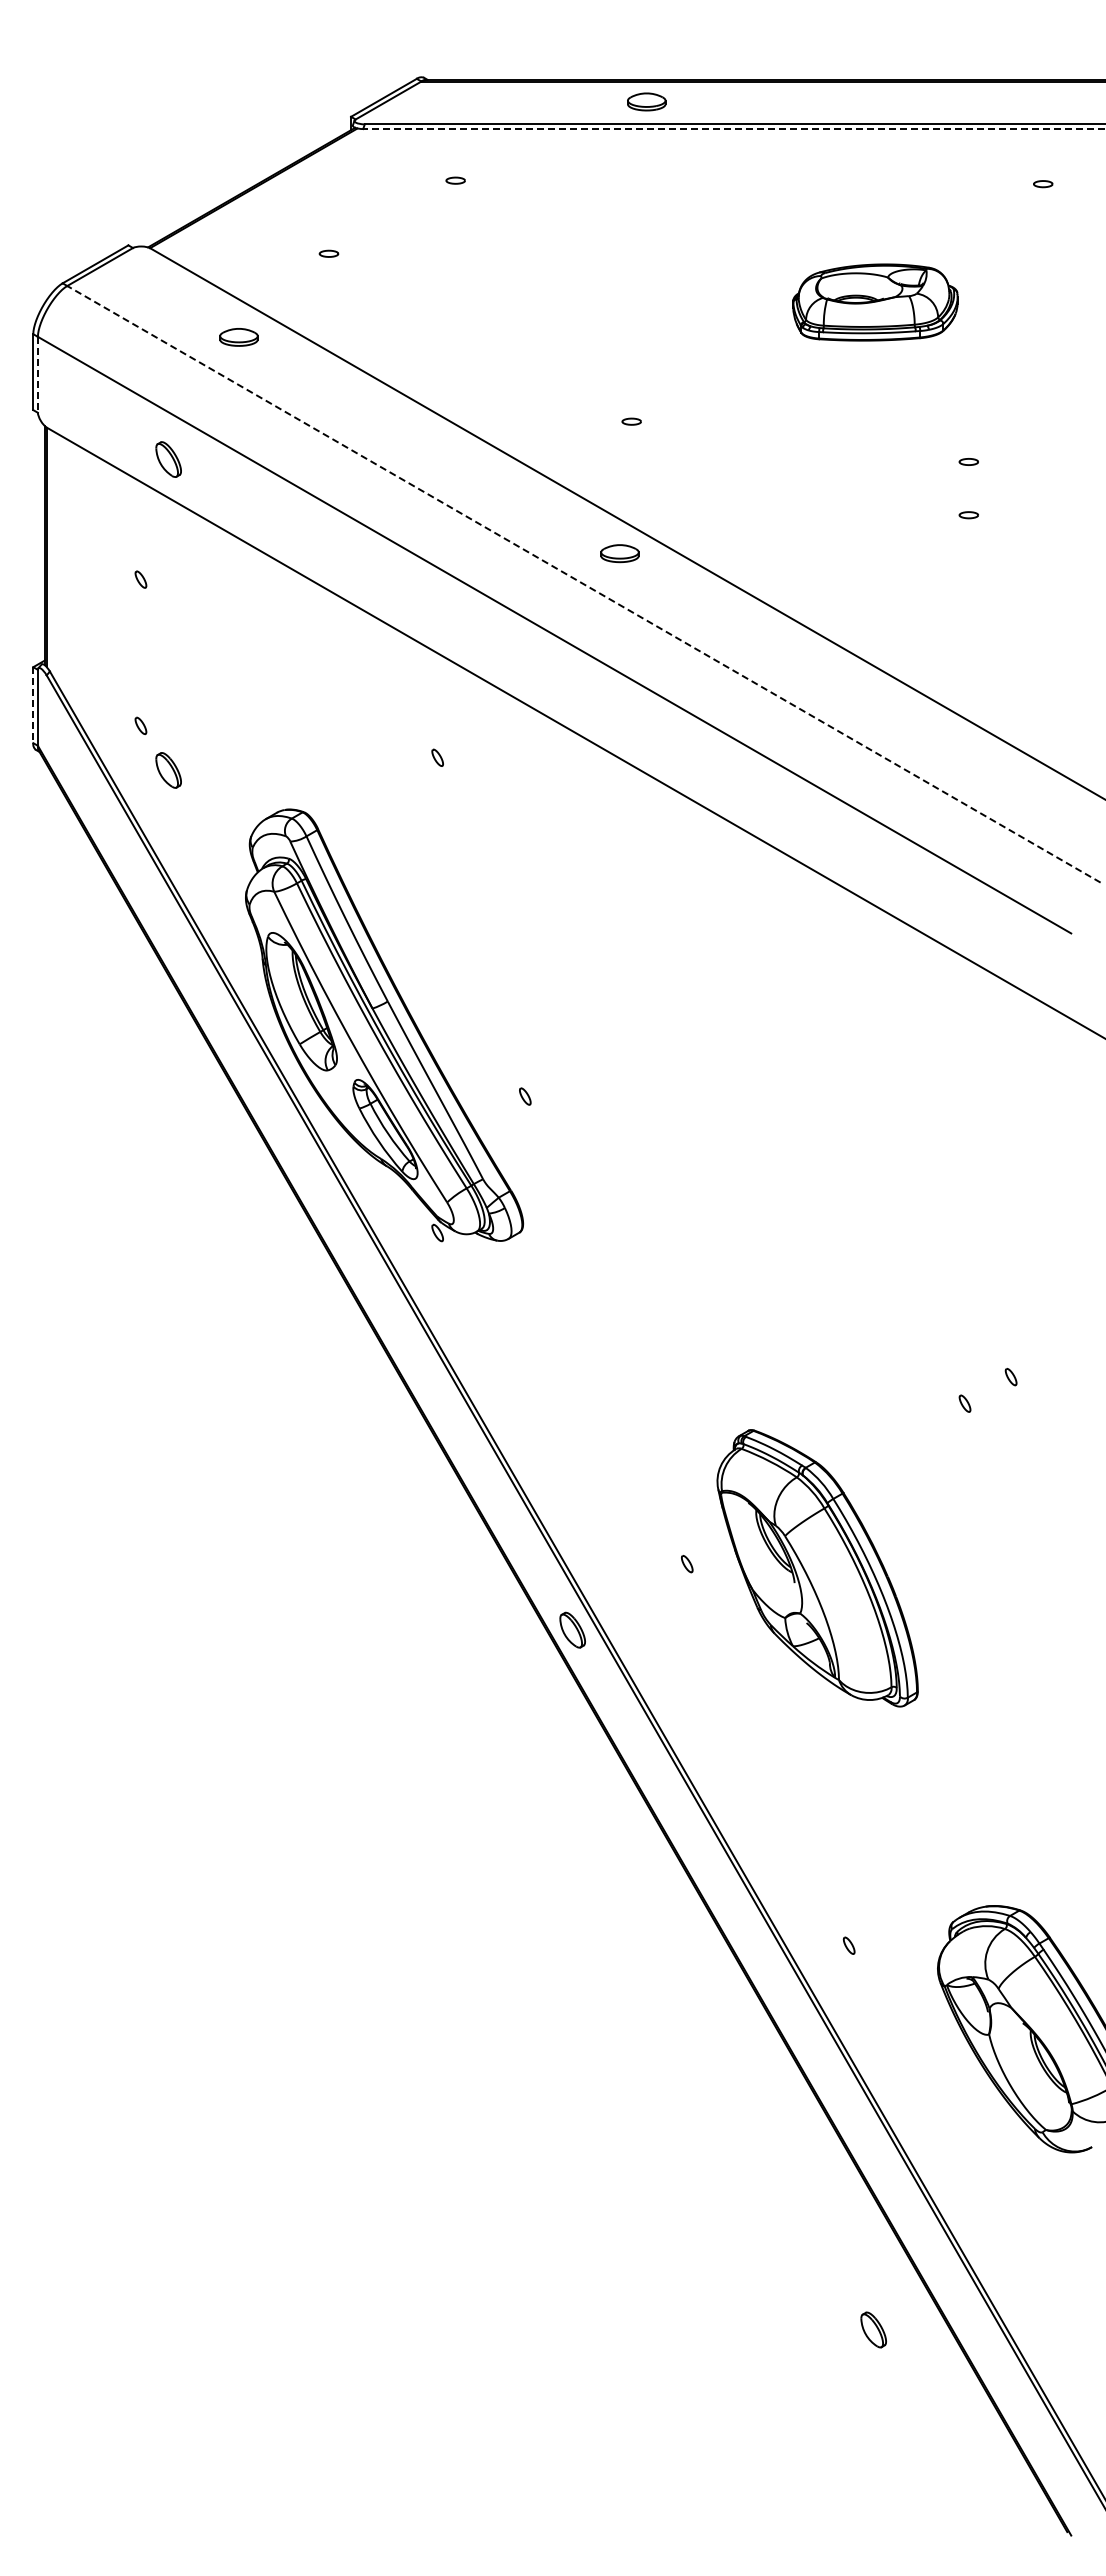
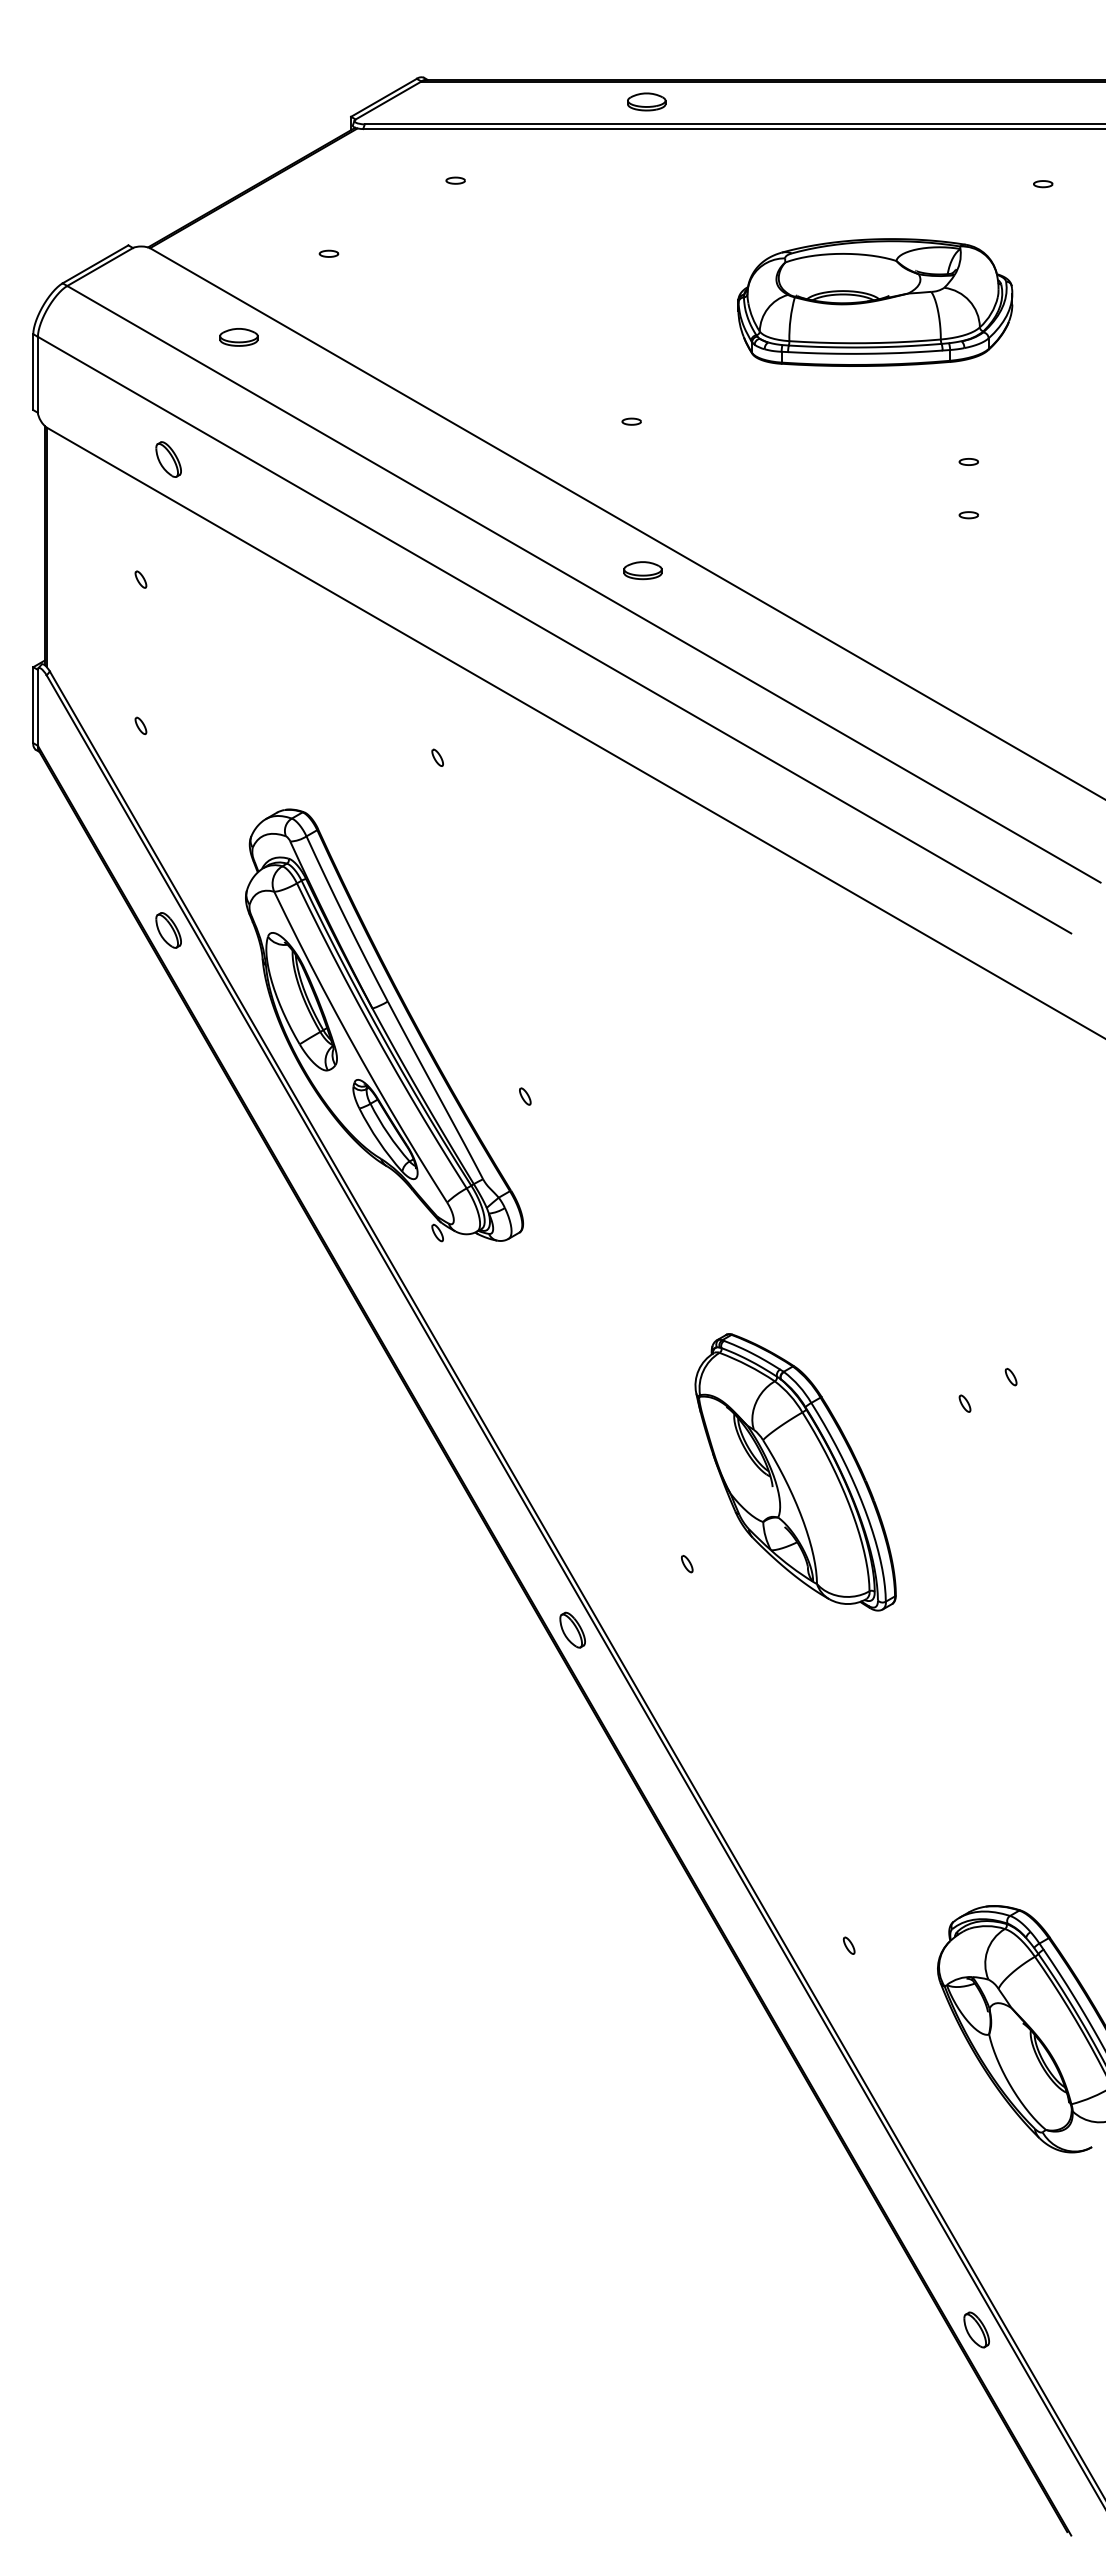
line: dashed -> solid (734, 129)
part size: 167x79 px -> 277x129 px (875, 302)
line: dashed -> solid (37, 374)
part position: (619, 553) -> (642, 570) (642, 570)
line: dashed -> solid (583, 584)
line: dashed -> solid (33, 705)
part position: (168, 770) -> (168, 930) (168, 930)
part position: (817, 1568) -> (795, 1472) (795, 1472)
part position: (873, 2329) -> (976, 2329) (976, 2329)
